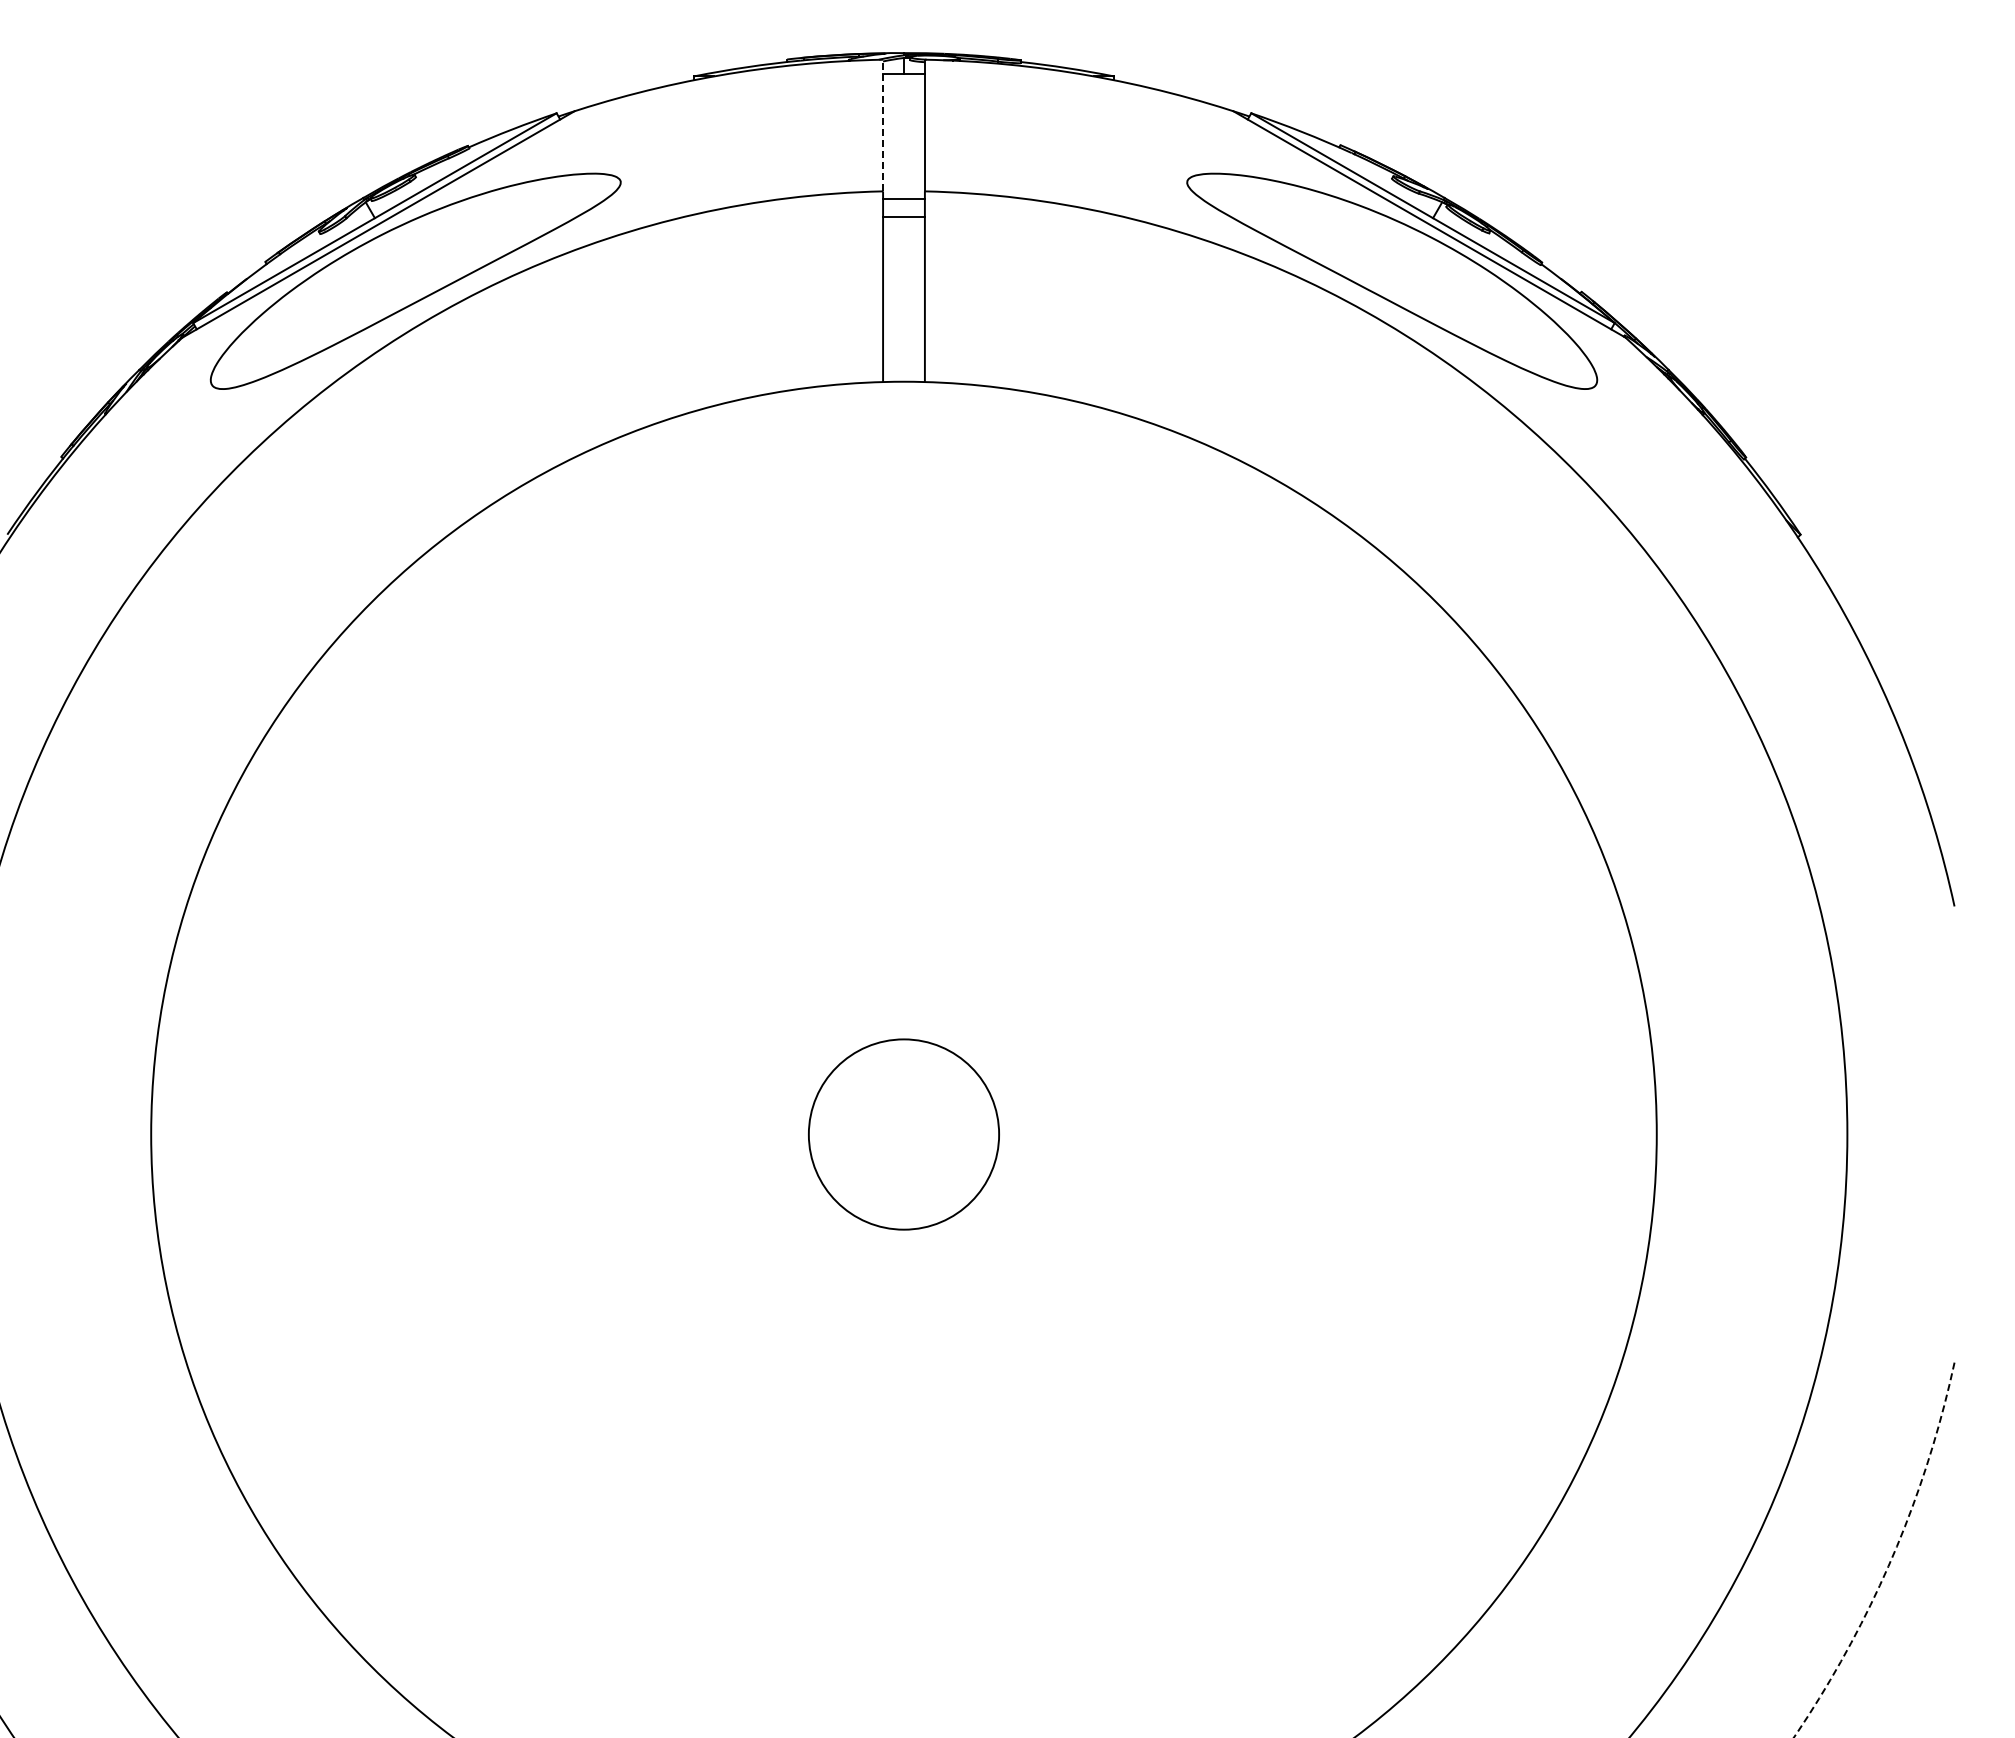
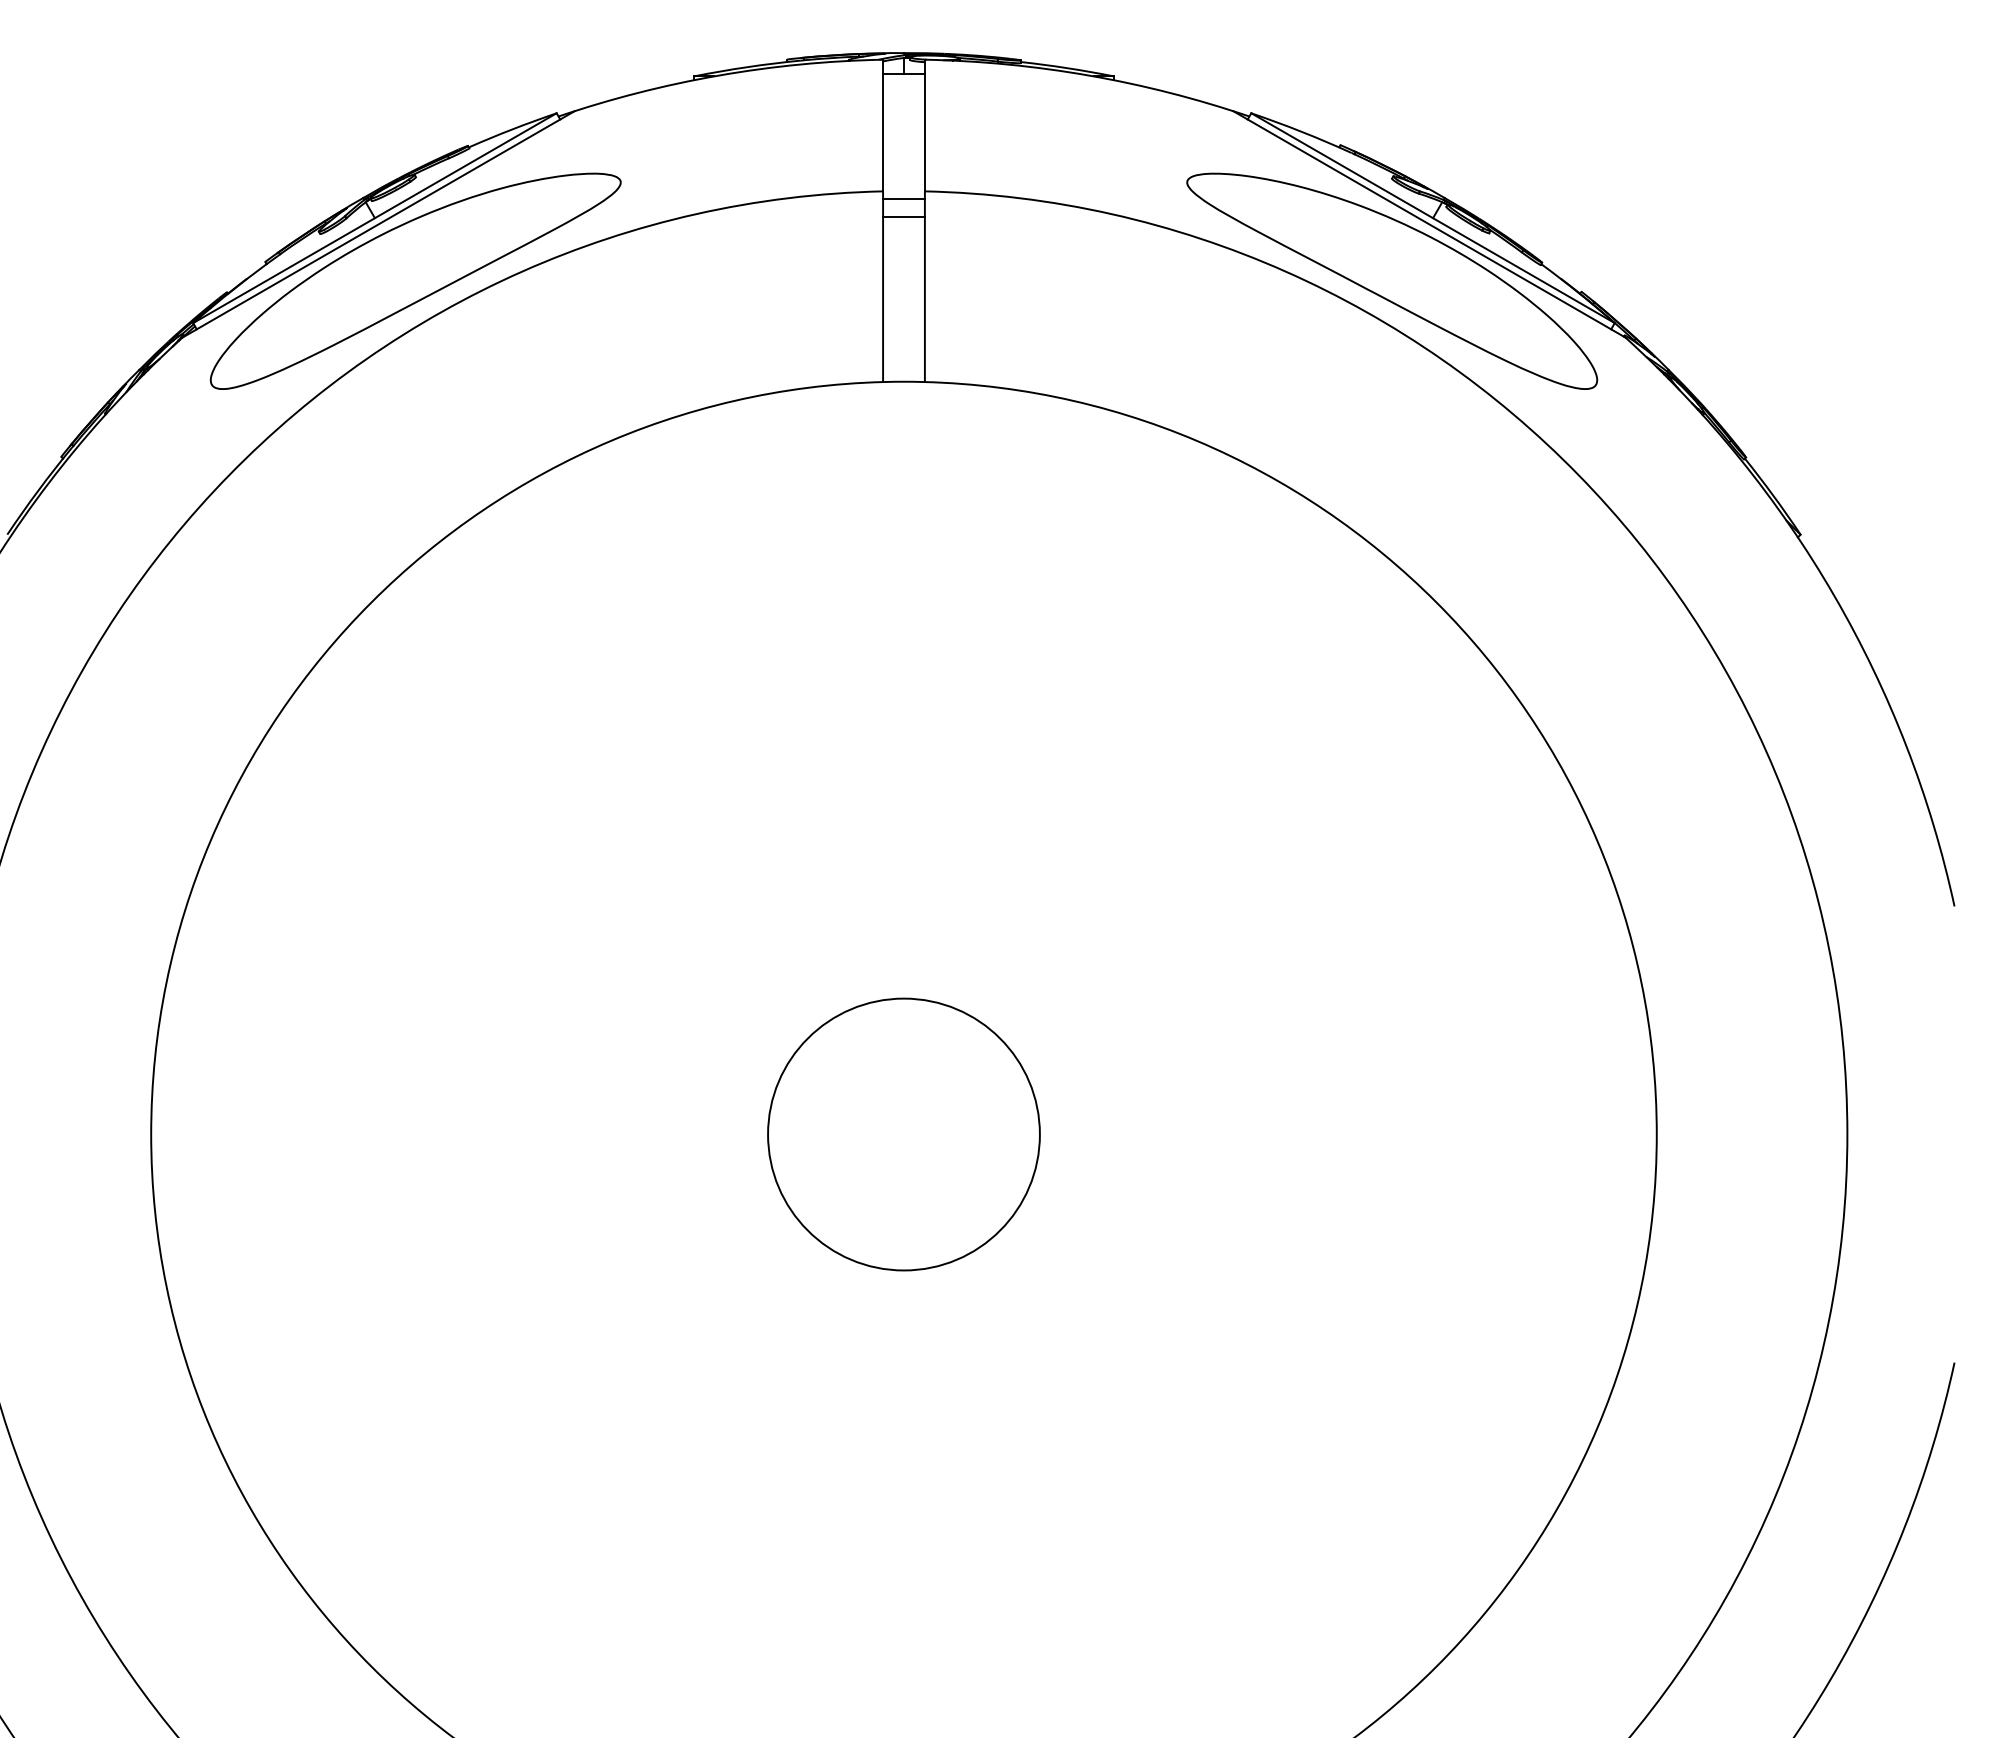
line: dashed -> solid (883, 125)
circle diameter: 190 px -> 272 px (903, 1134)
arc: dashed -> solid (1891, 1559)
